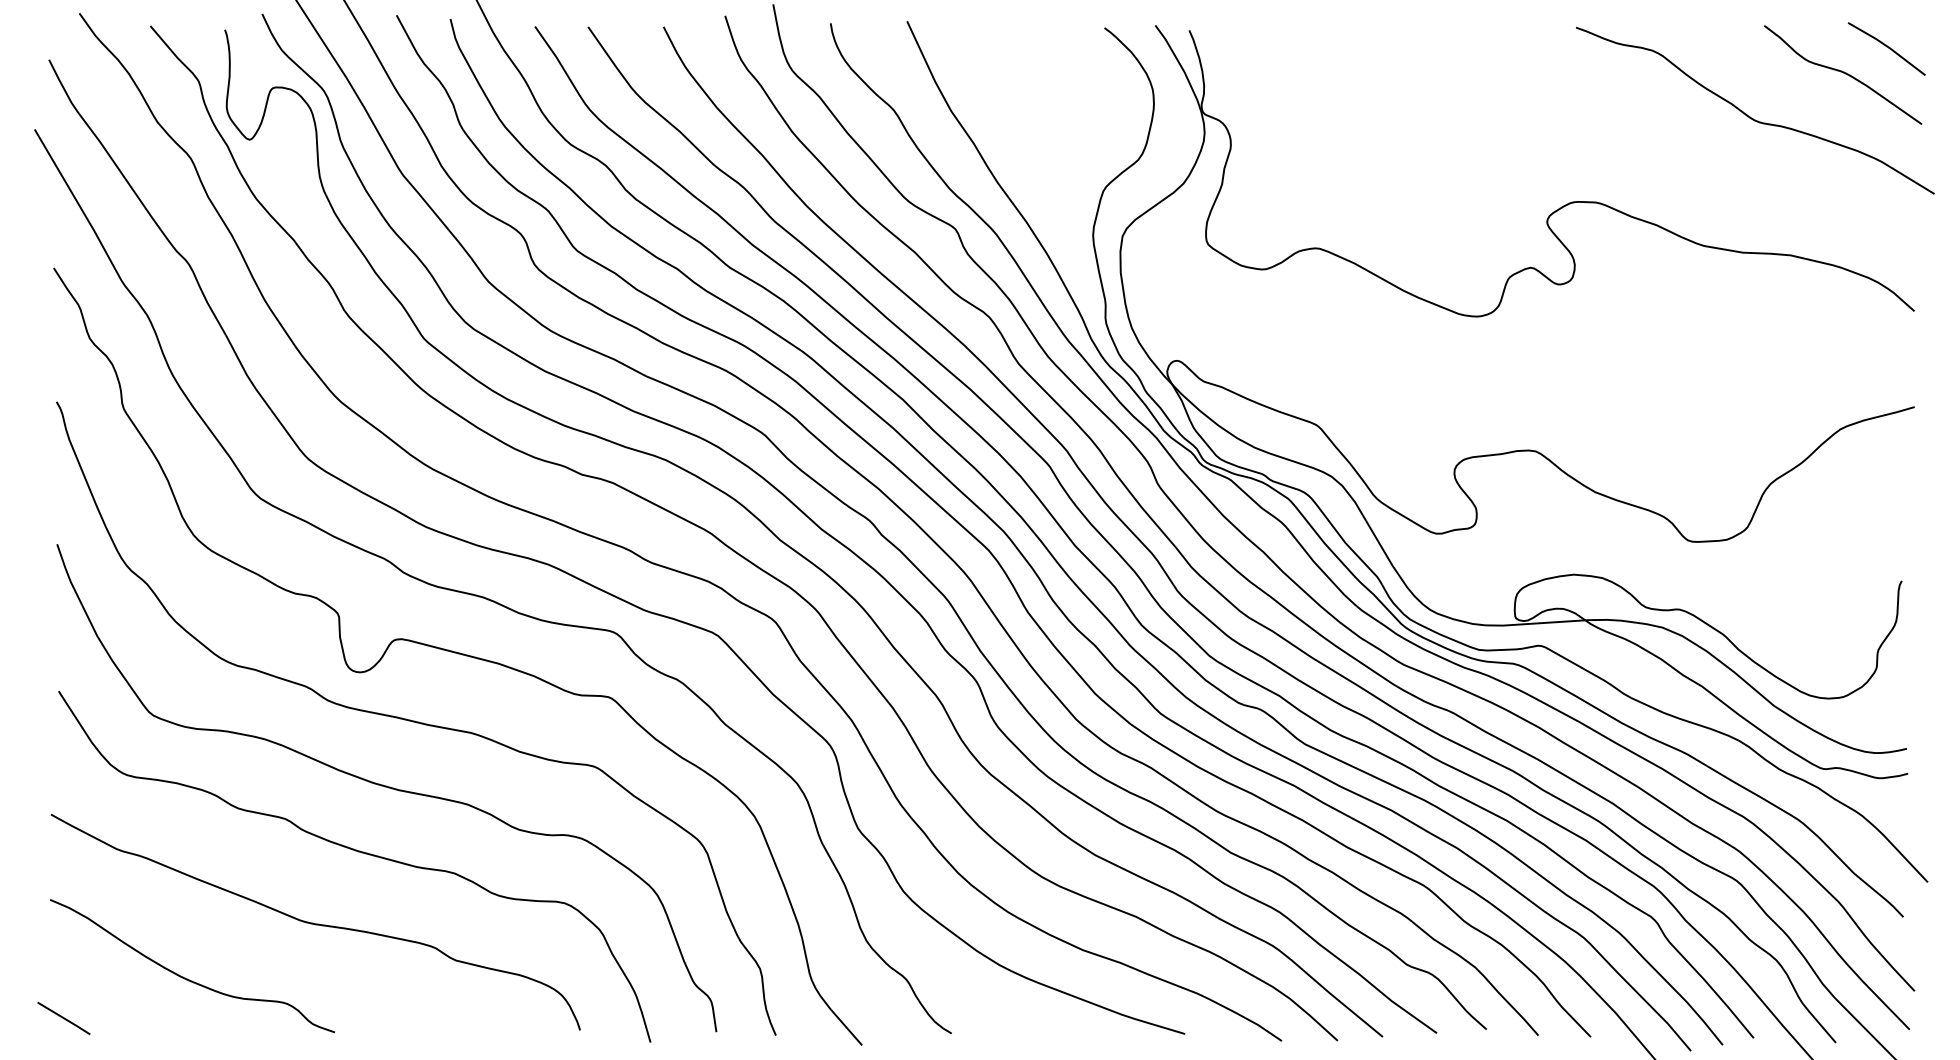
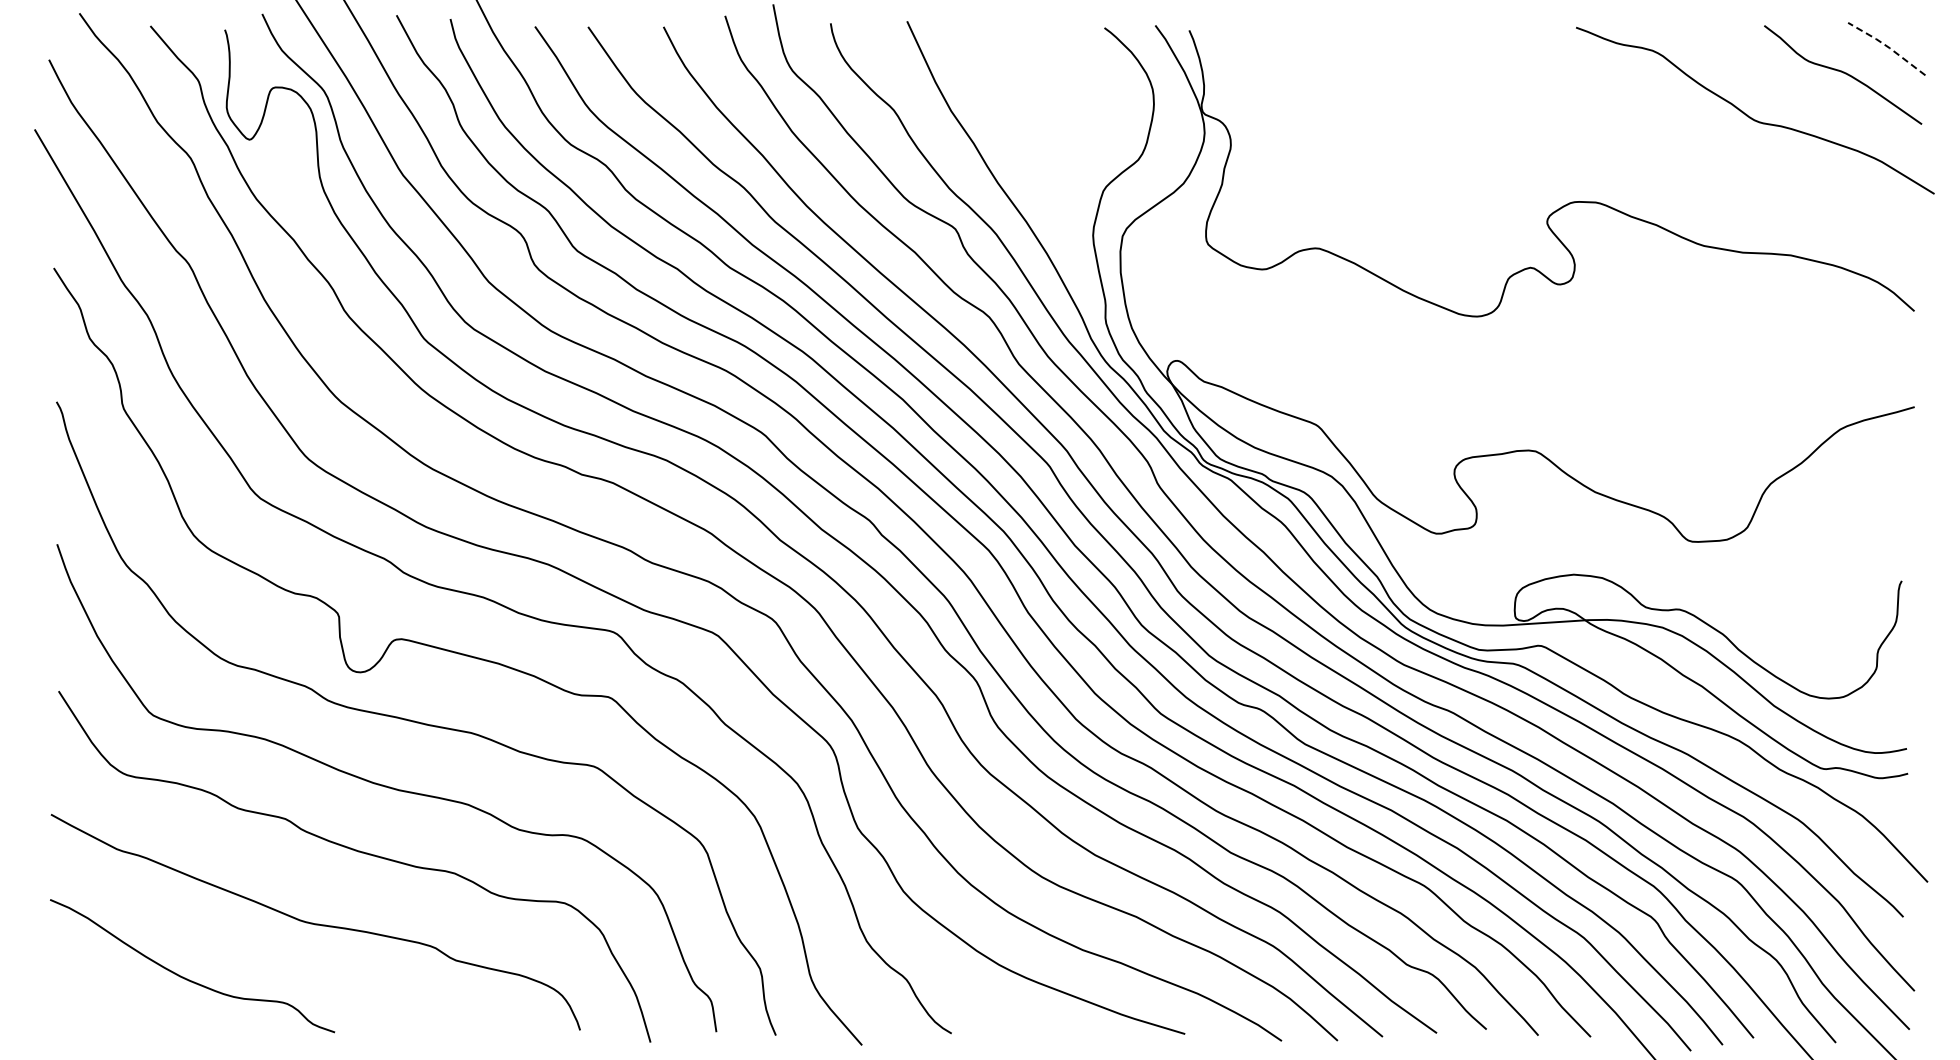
line: solid -> dashed (1887, 46)
line: present -> none (63, 1018)
